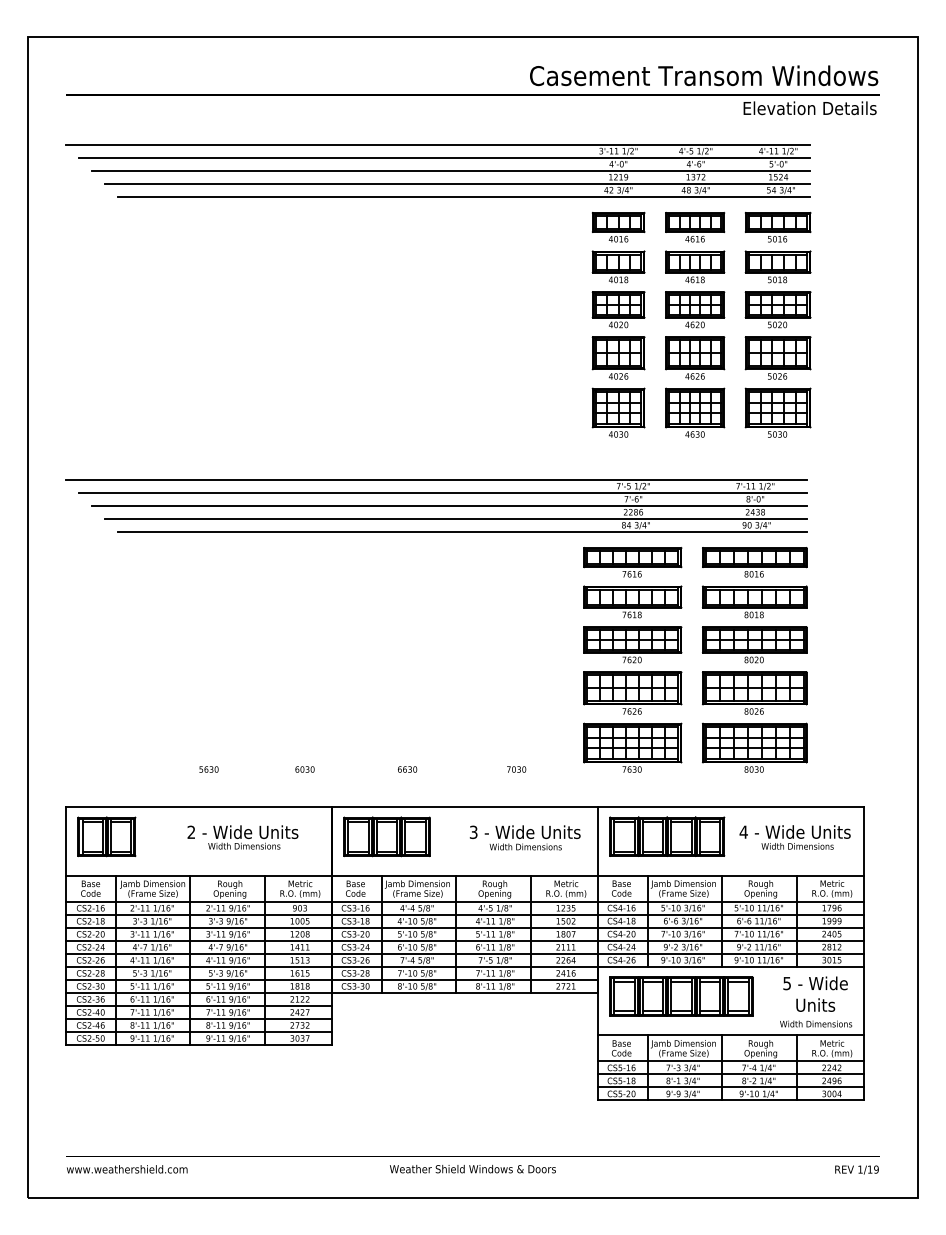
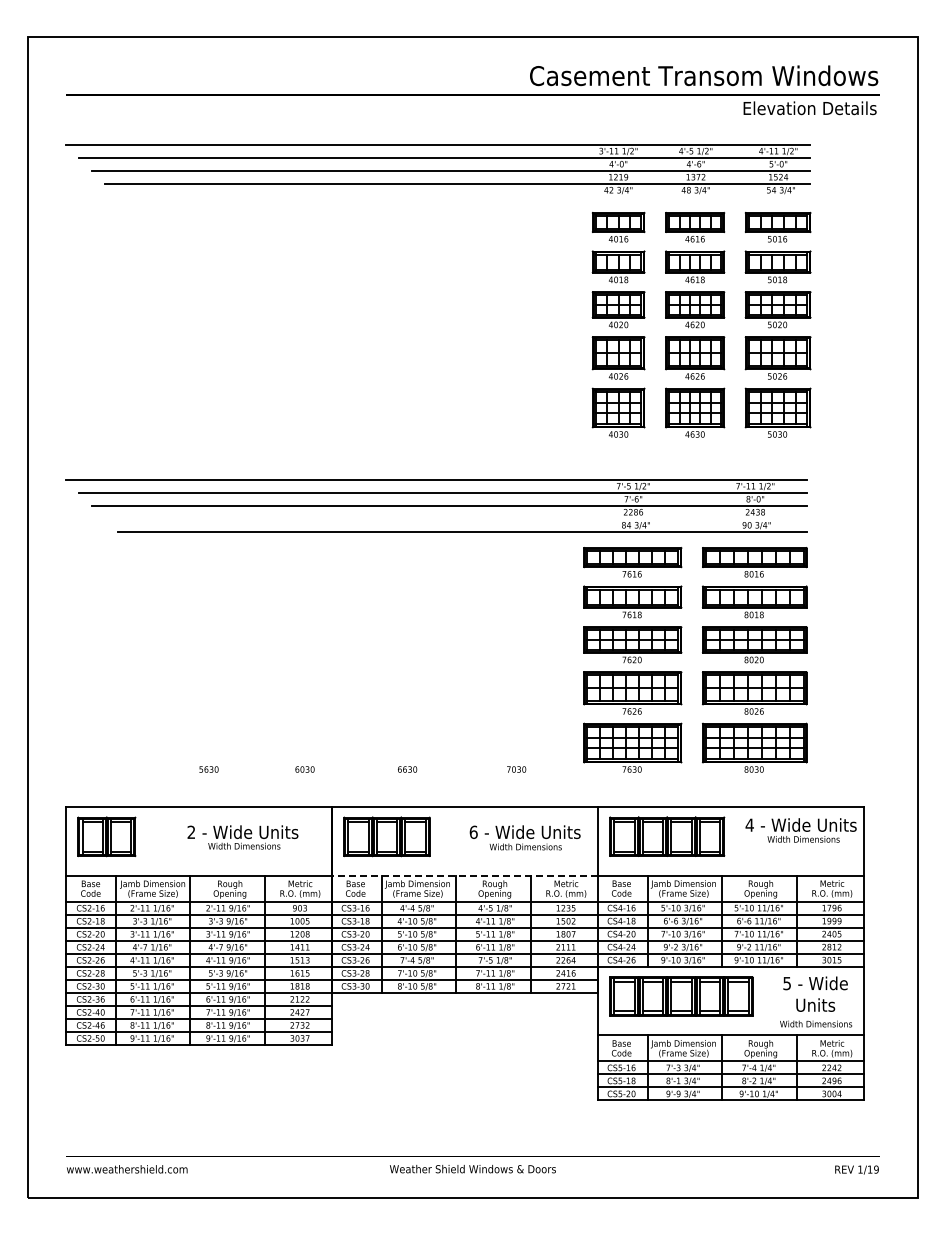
line: present -> none (464, 196)
line: present -> none (455, 518)
text: 3 -> 6 (473, 832)
text position: (794, 837) -> (800, 830) (800, 830)
line: solid -> dashed (465, 875)
